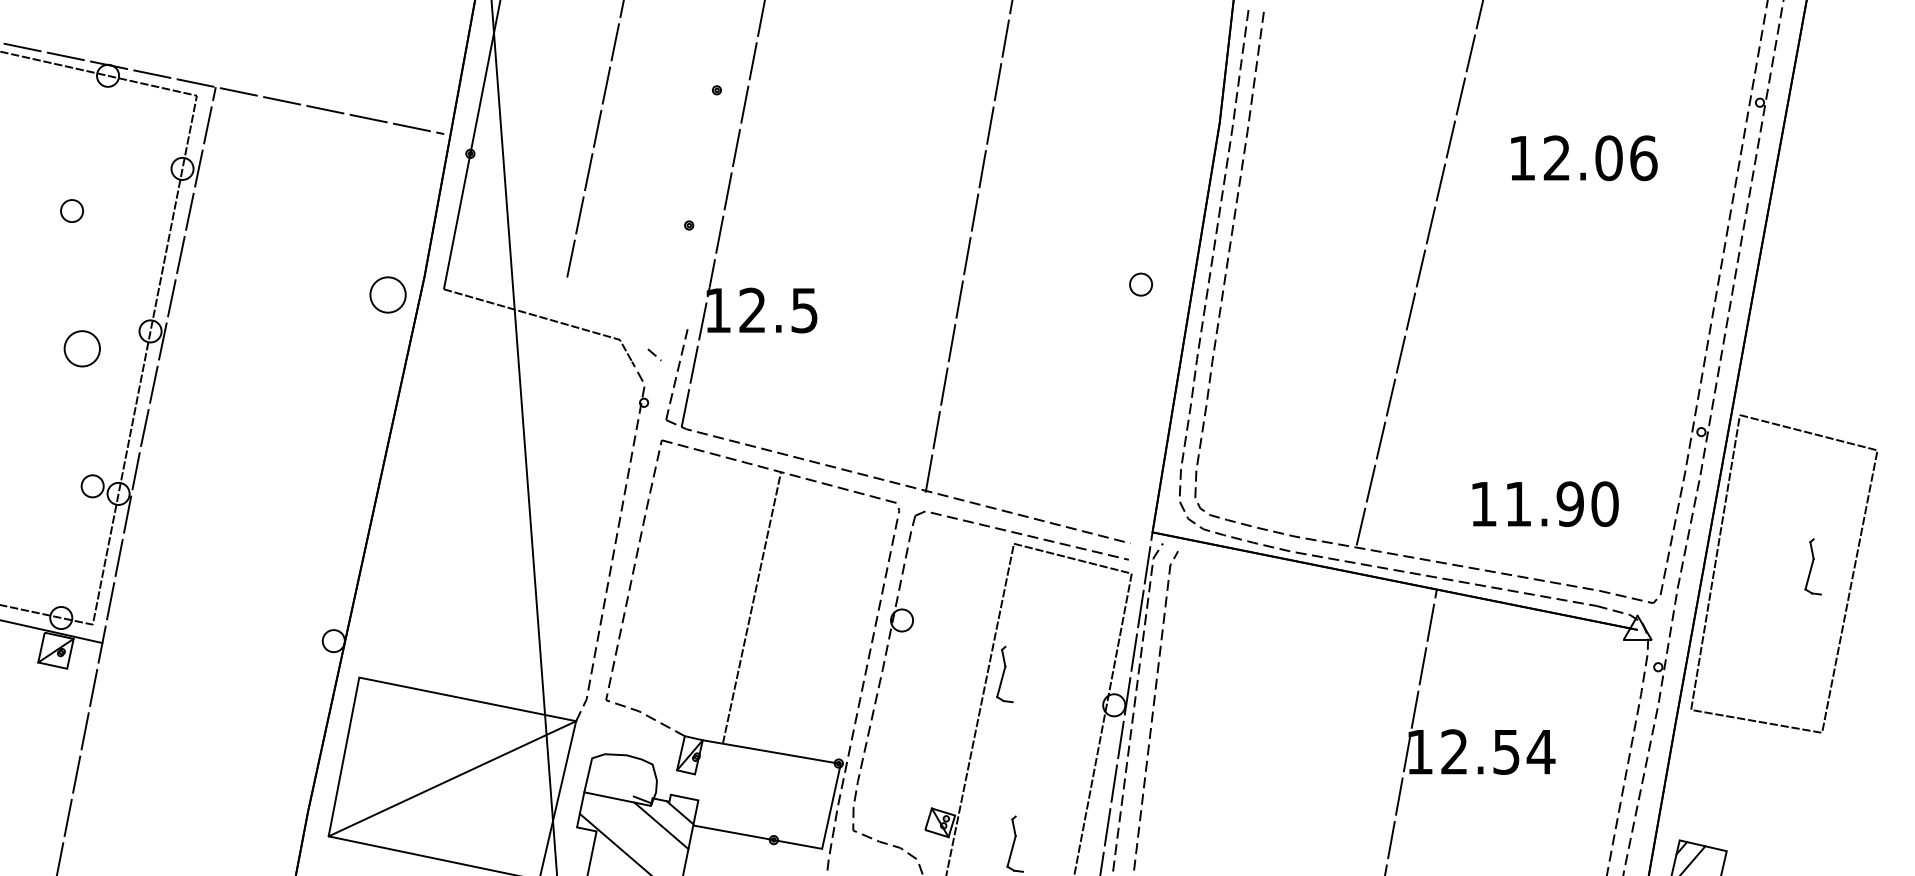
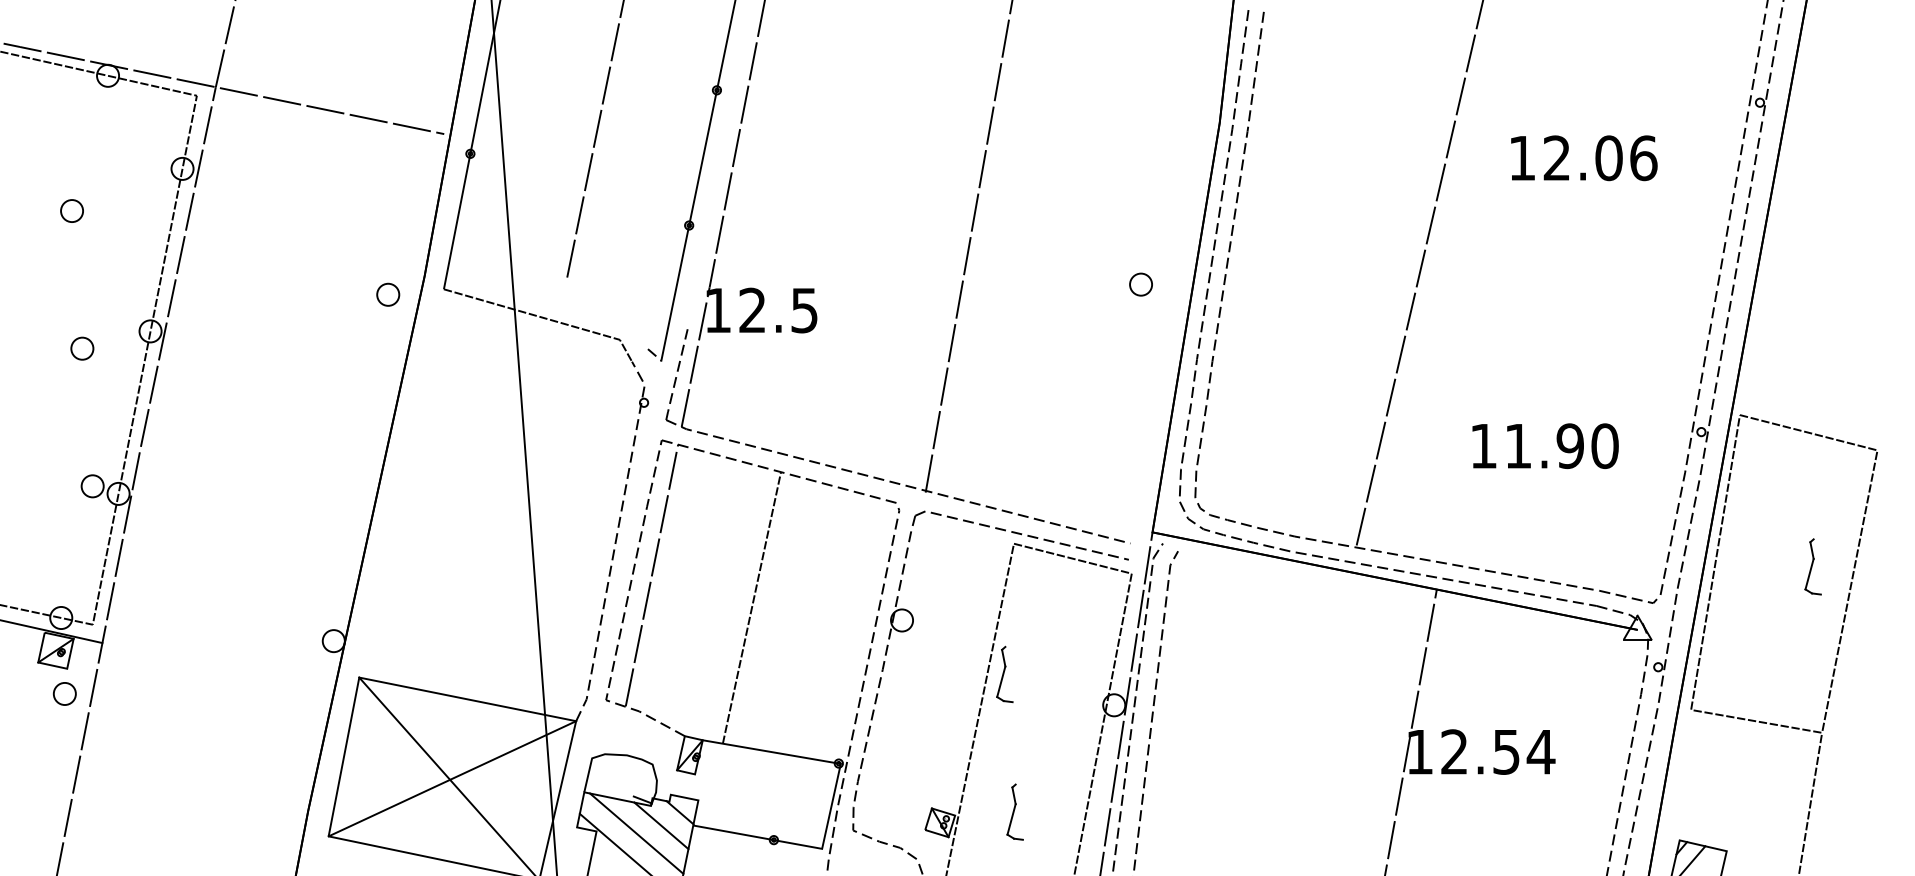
line: none -> present (225, 44)
line: none -> present (697, 181)
part size: 38x38 px -> 25x25 px (388, 294)
part size: 38x38 px -> 25x25 px (82, 348)
text position: (1545, 504) -> (1545, 446) (1545, 446)
line: none -> present (651, 575)
part: none -> present (64, 693)
line: none -> present (445, 774)
line: none -> present (1810, 802)
line: none -> present (635, 832)
part position: (1014, 843) -> (1014, 811) (1014, 811)
